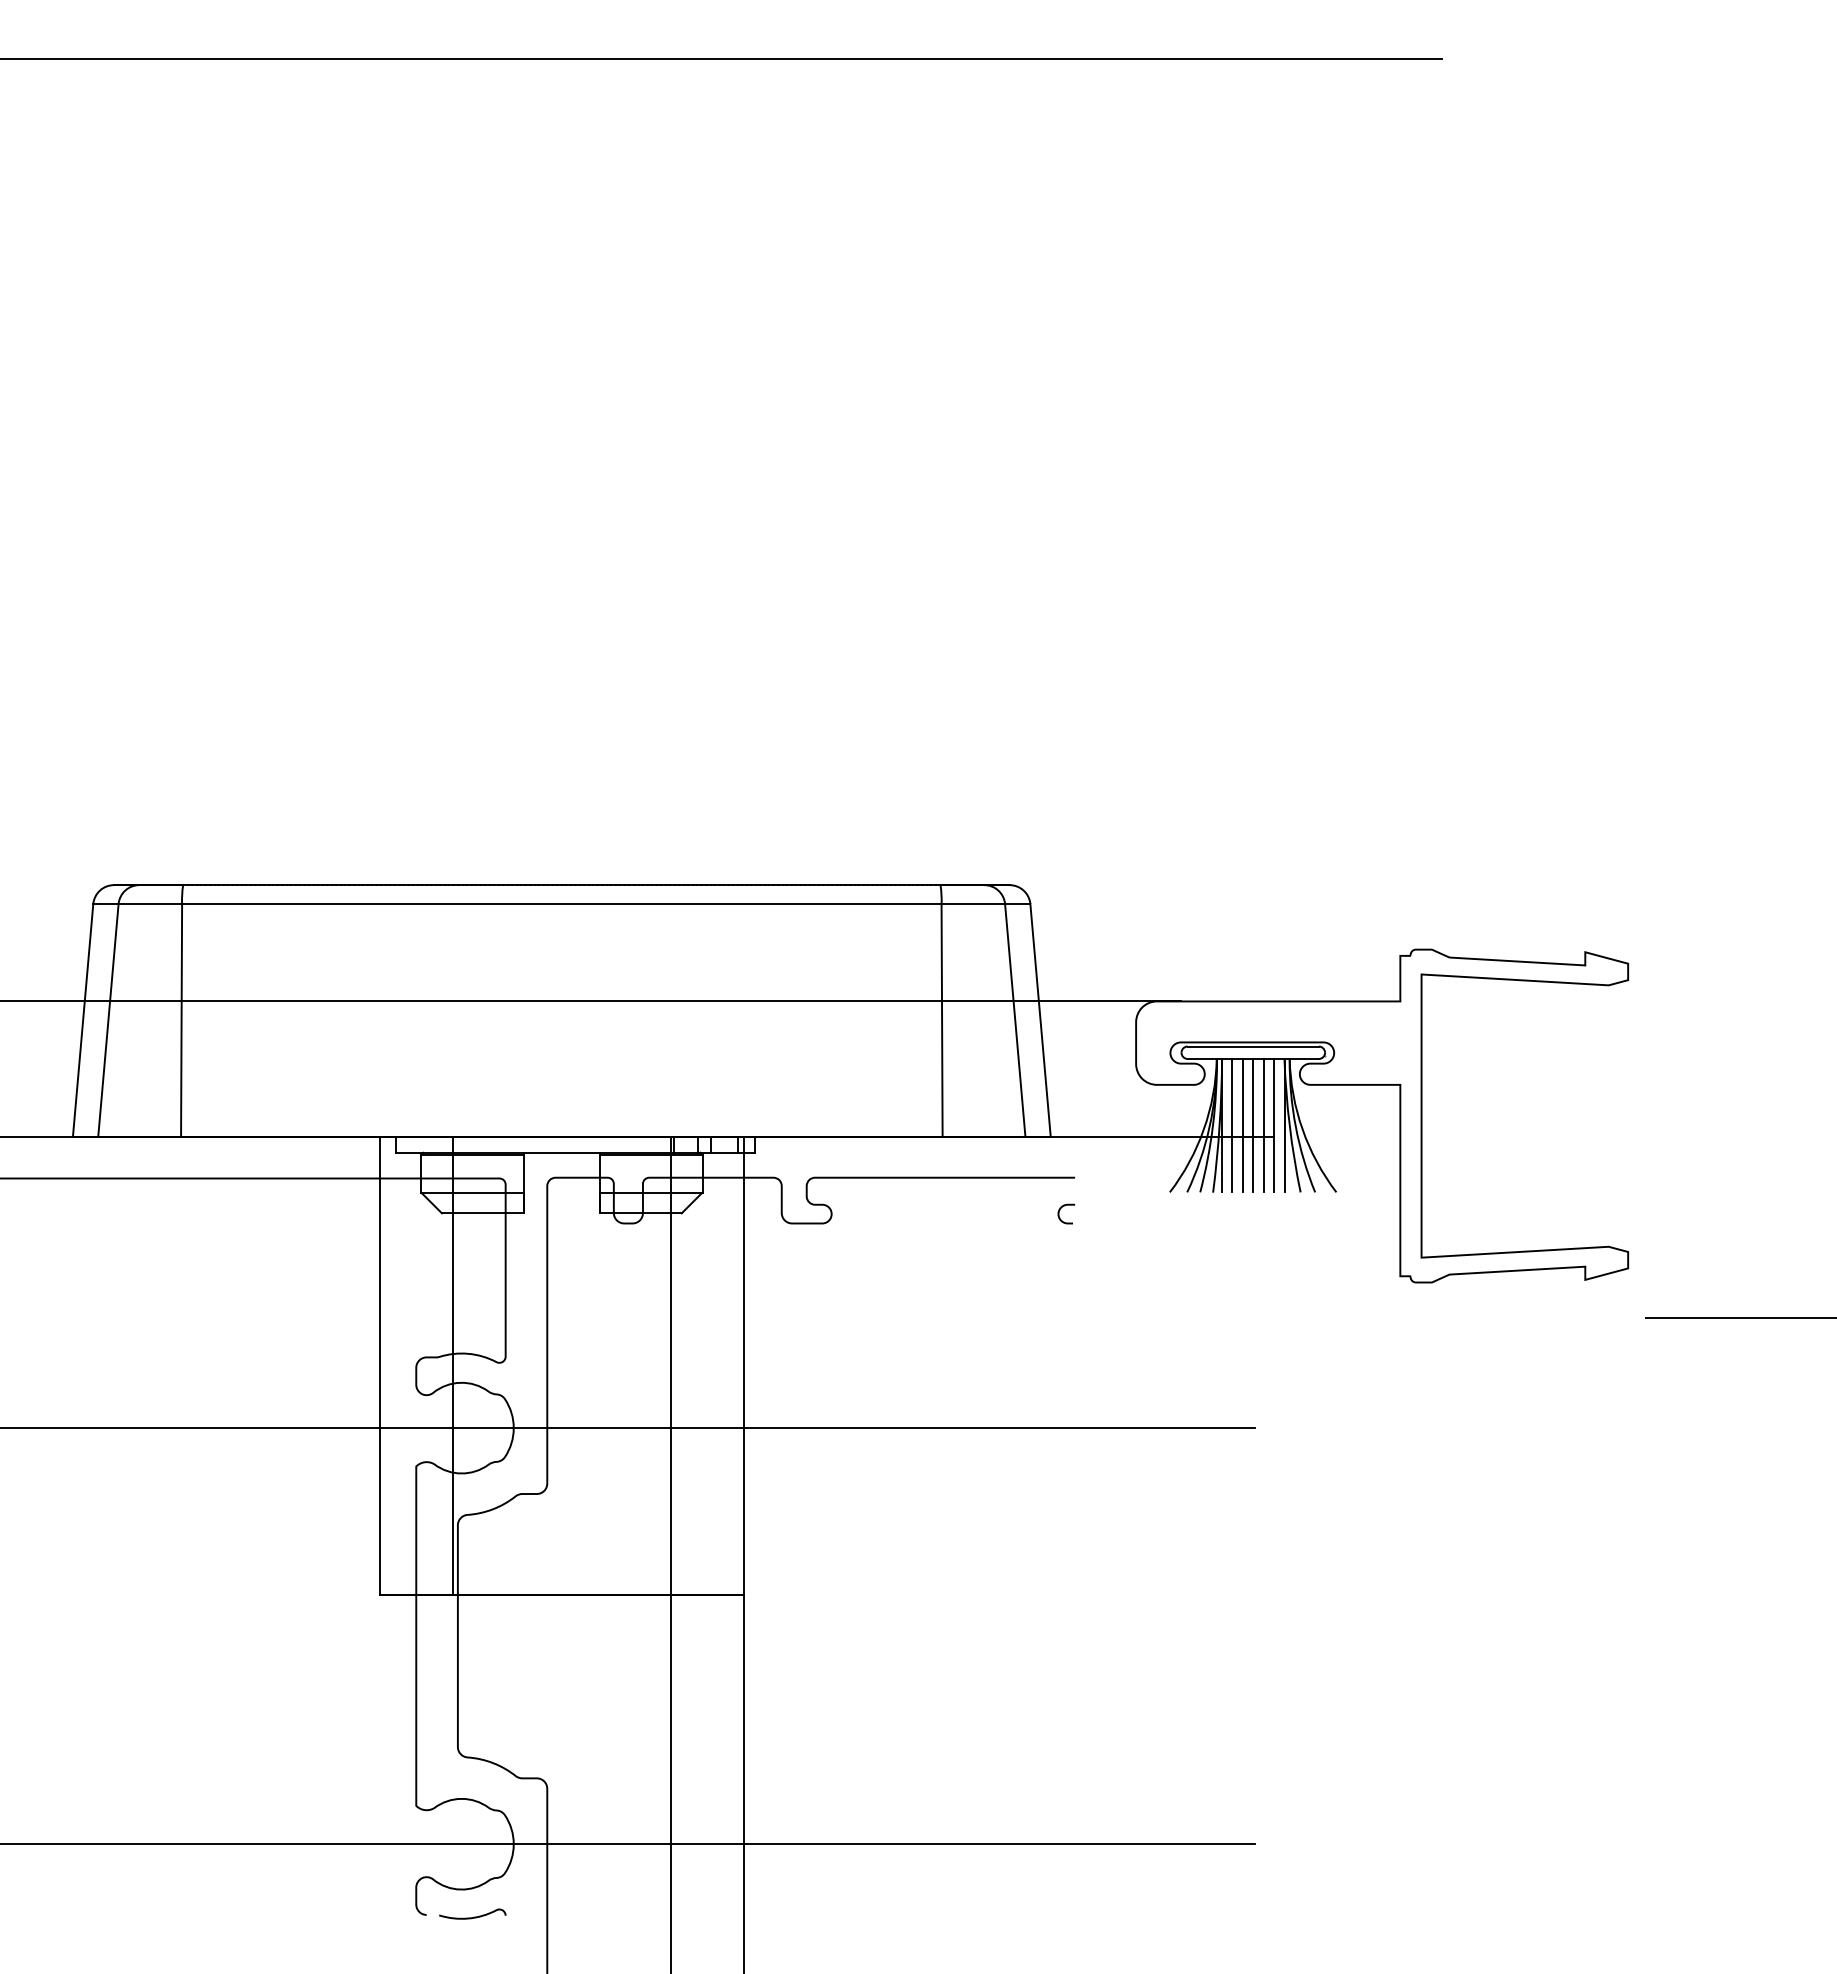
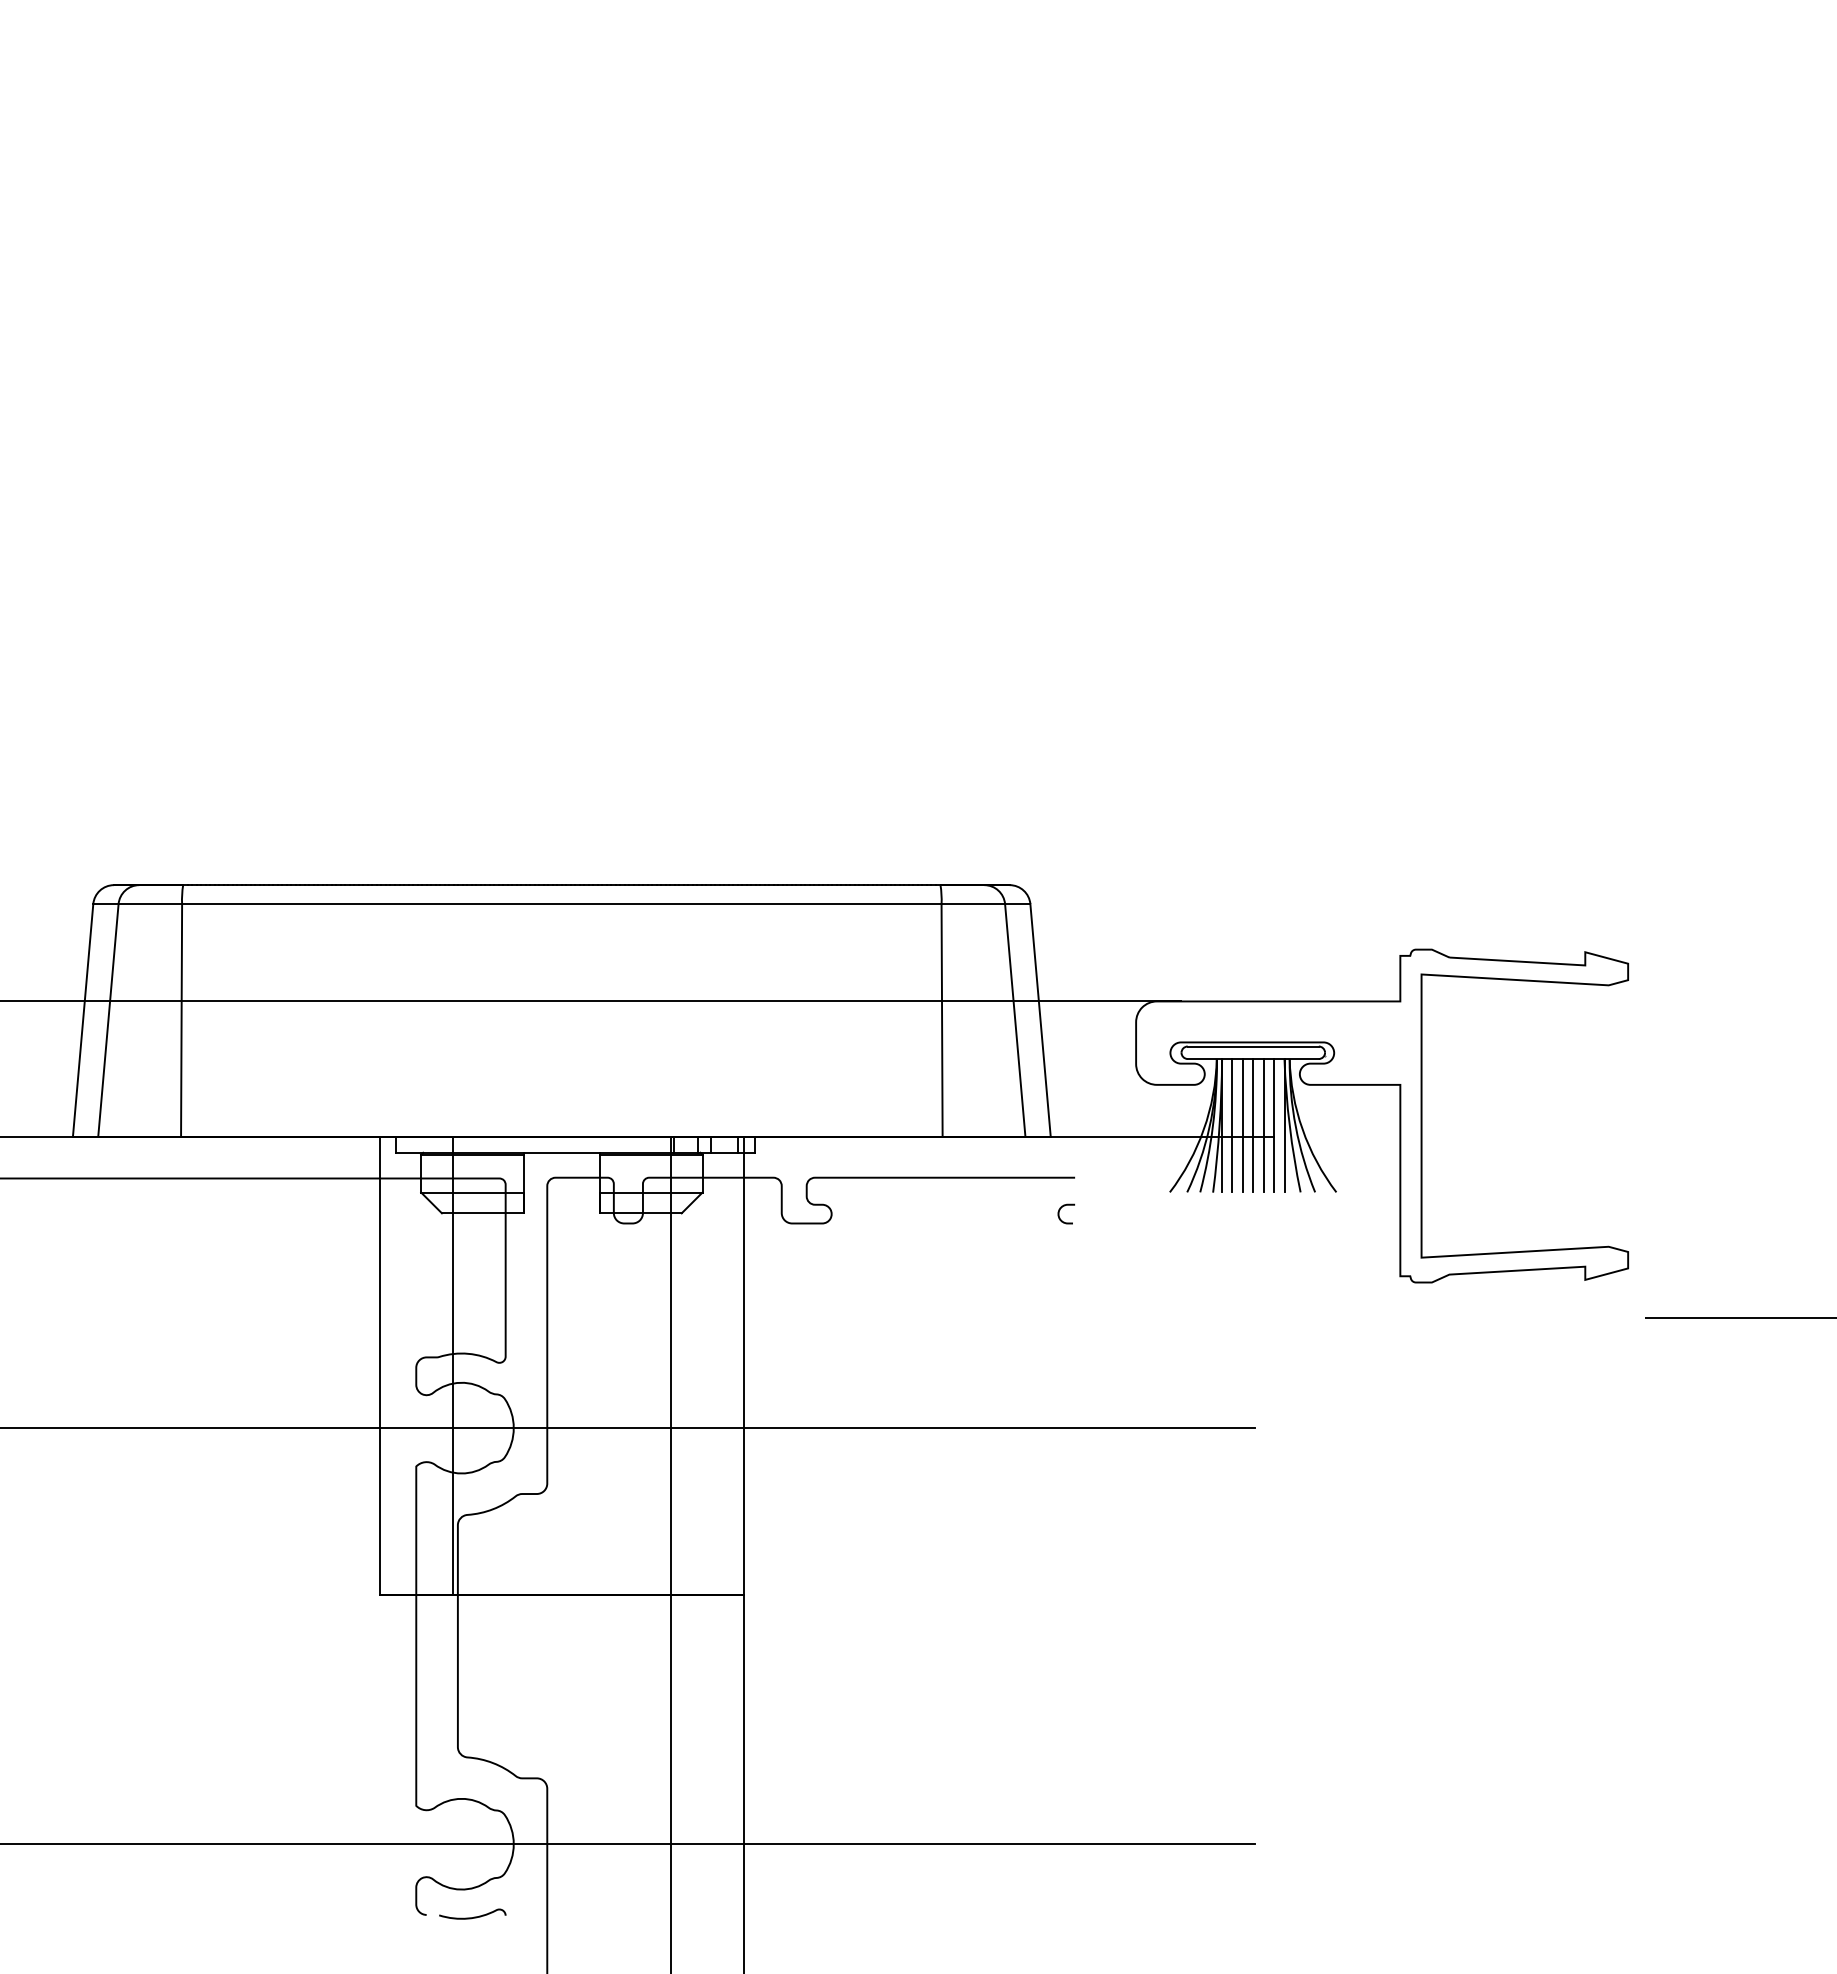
line: present -> none (722, 59)
